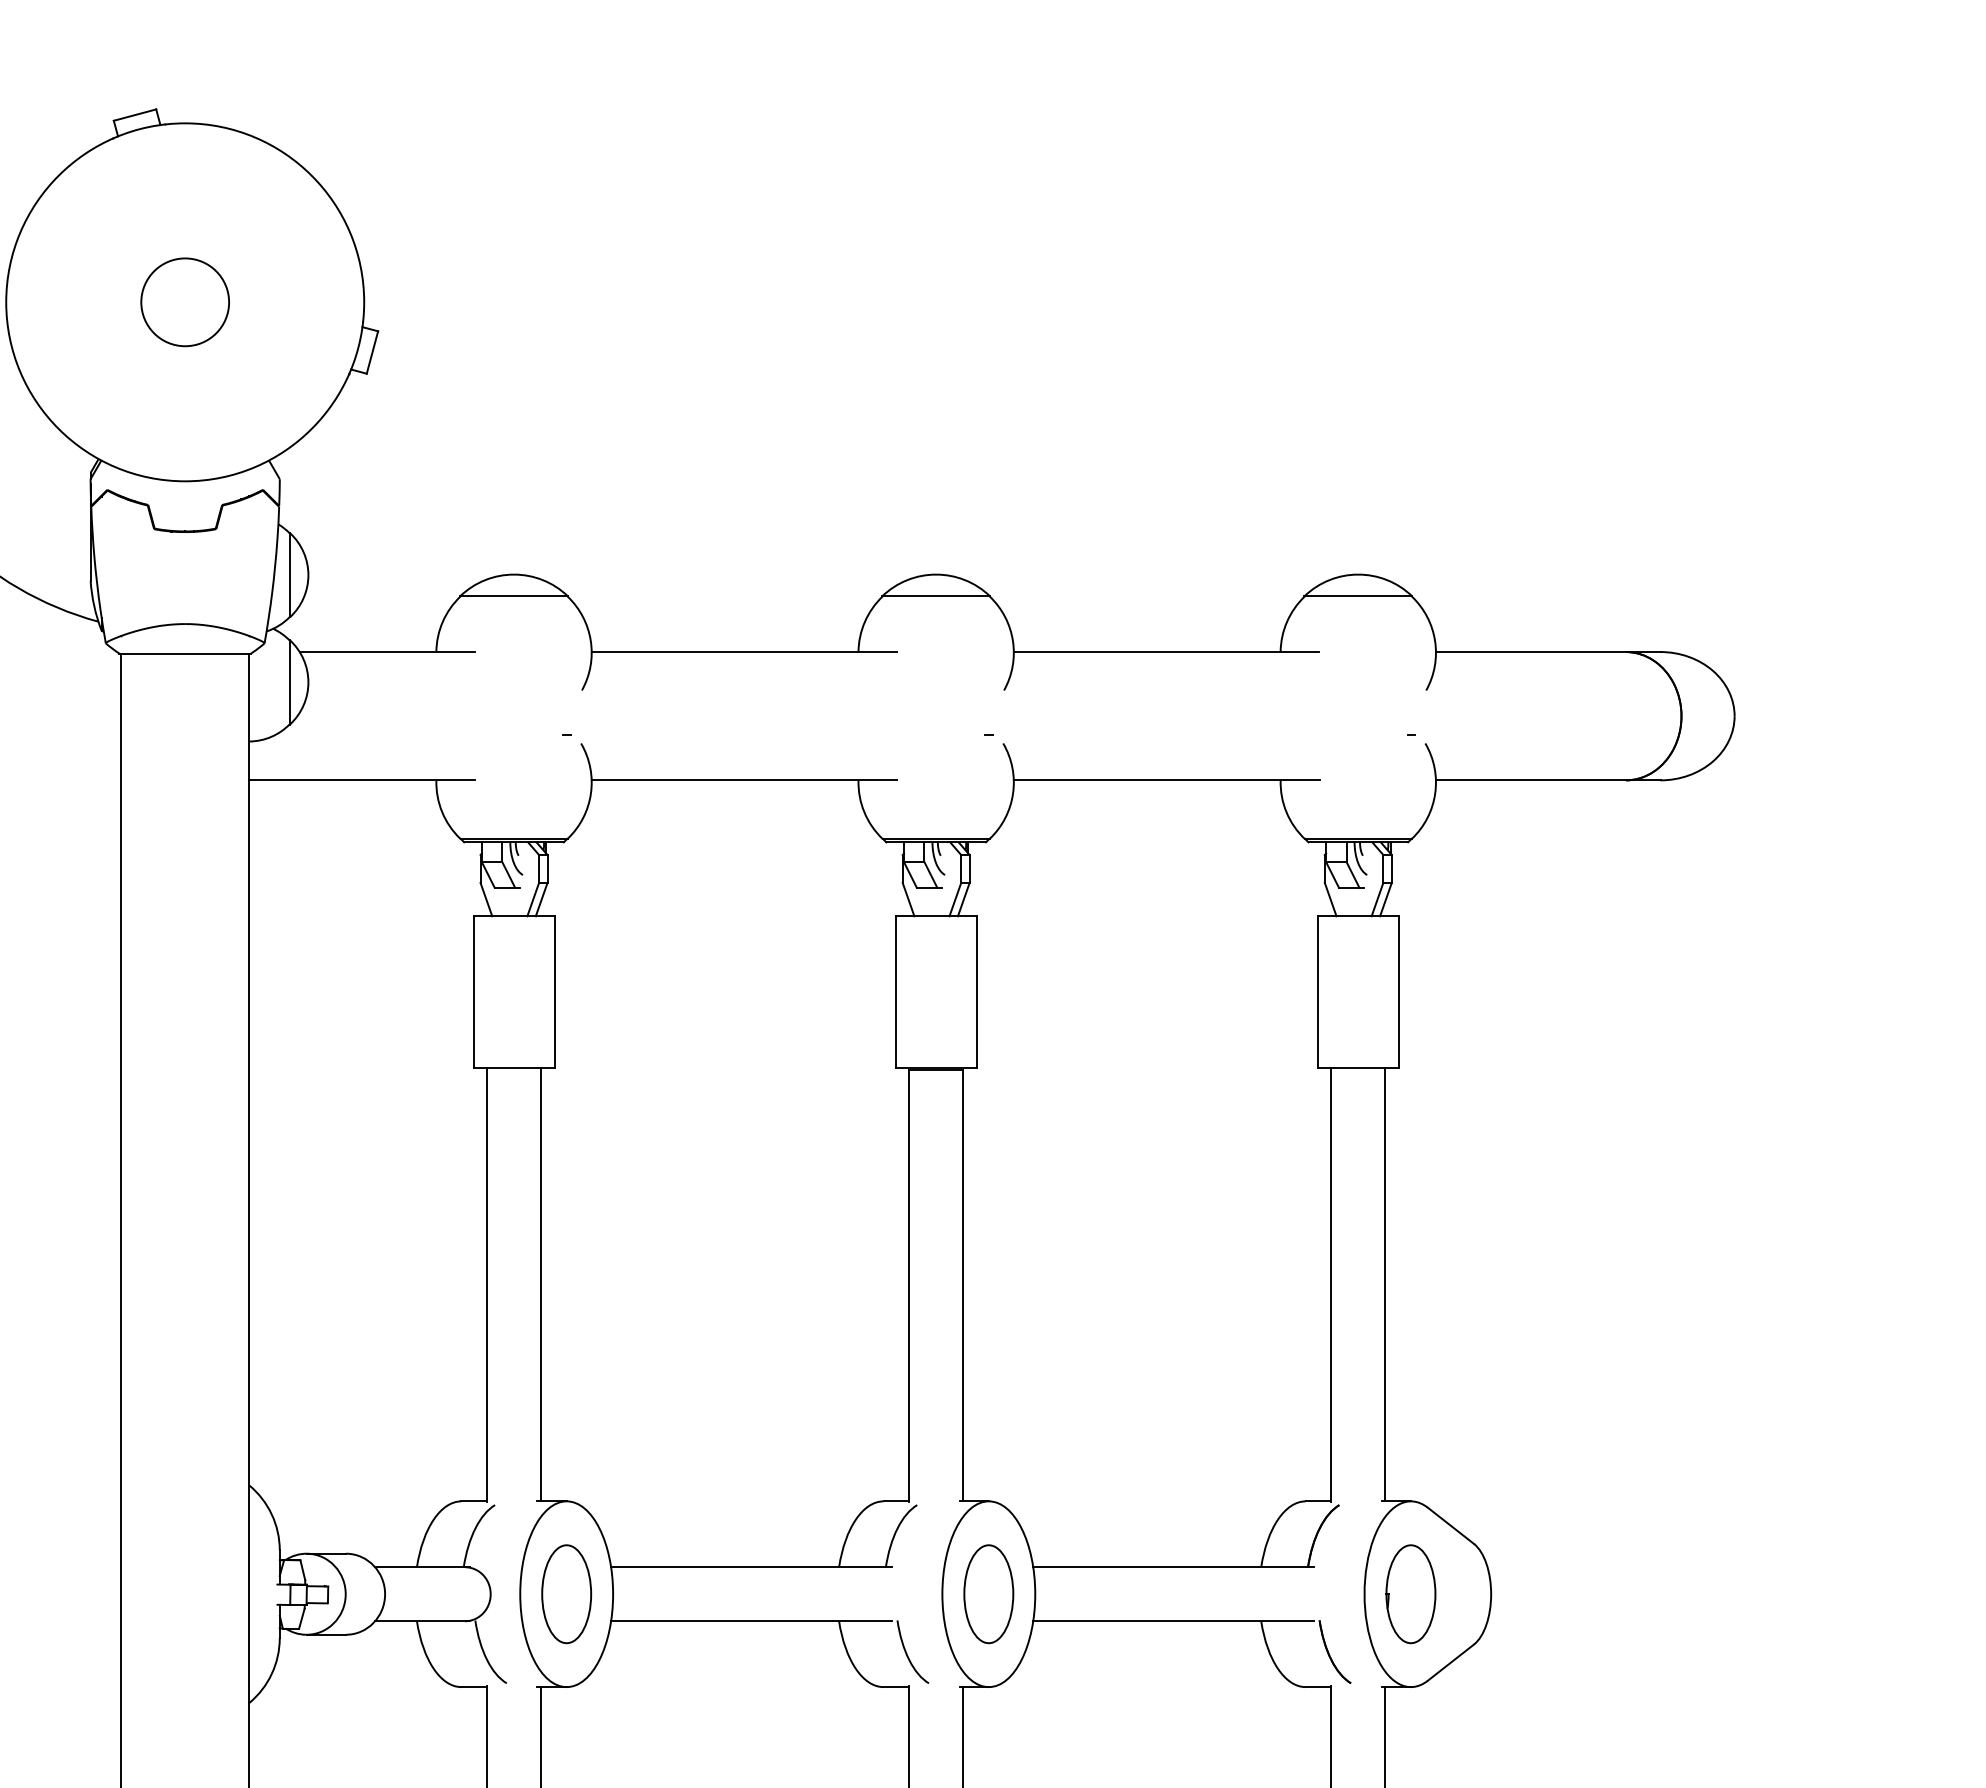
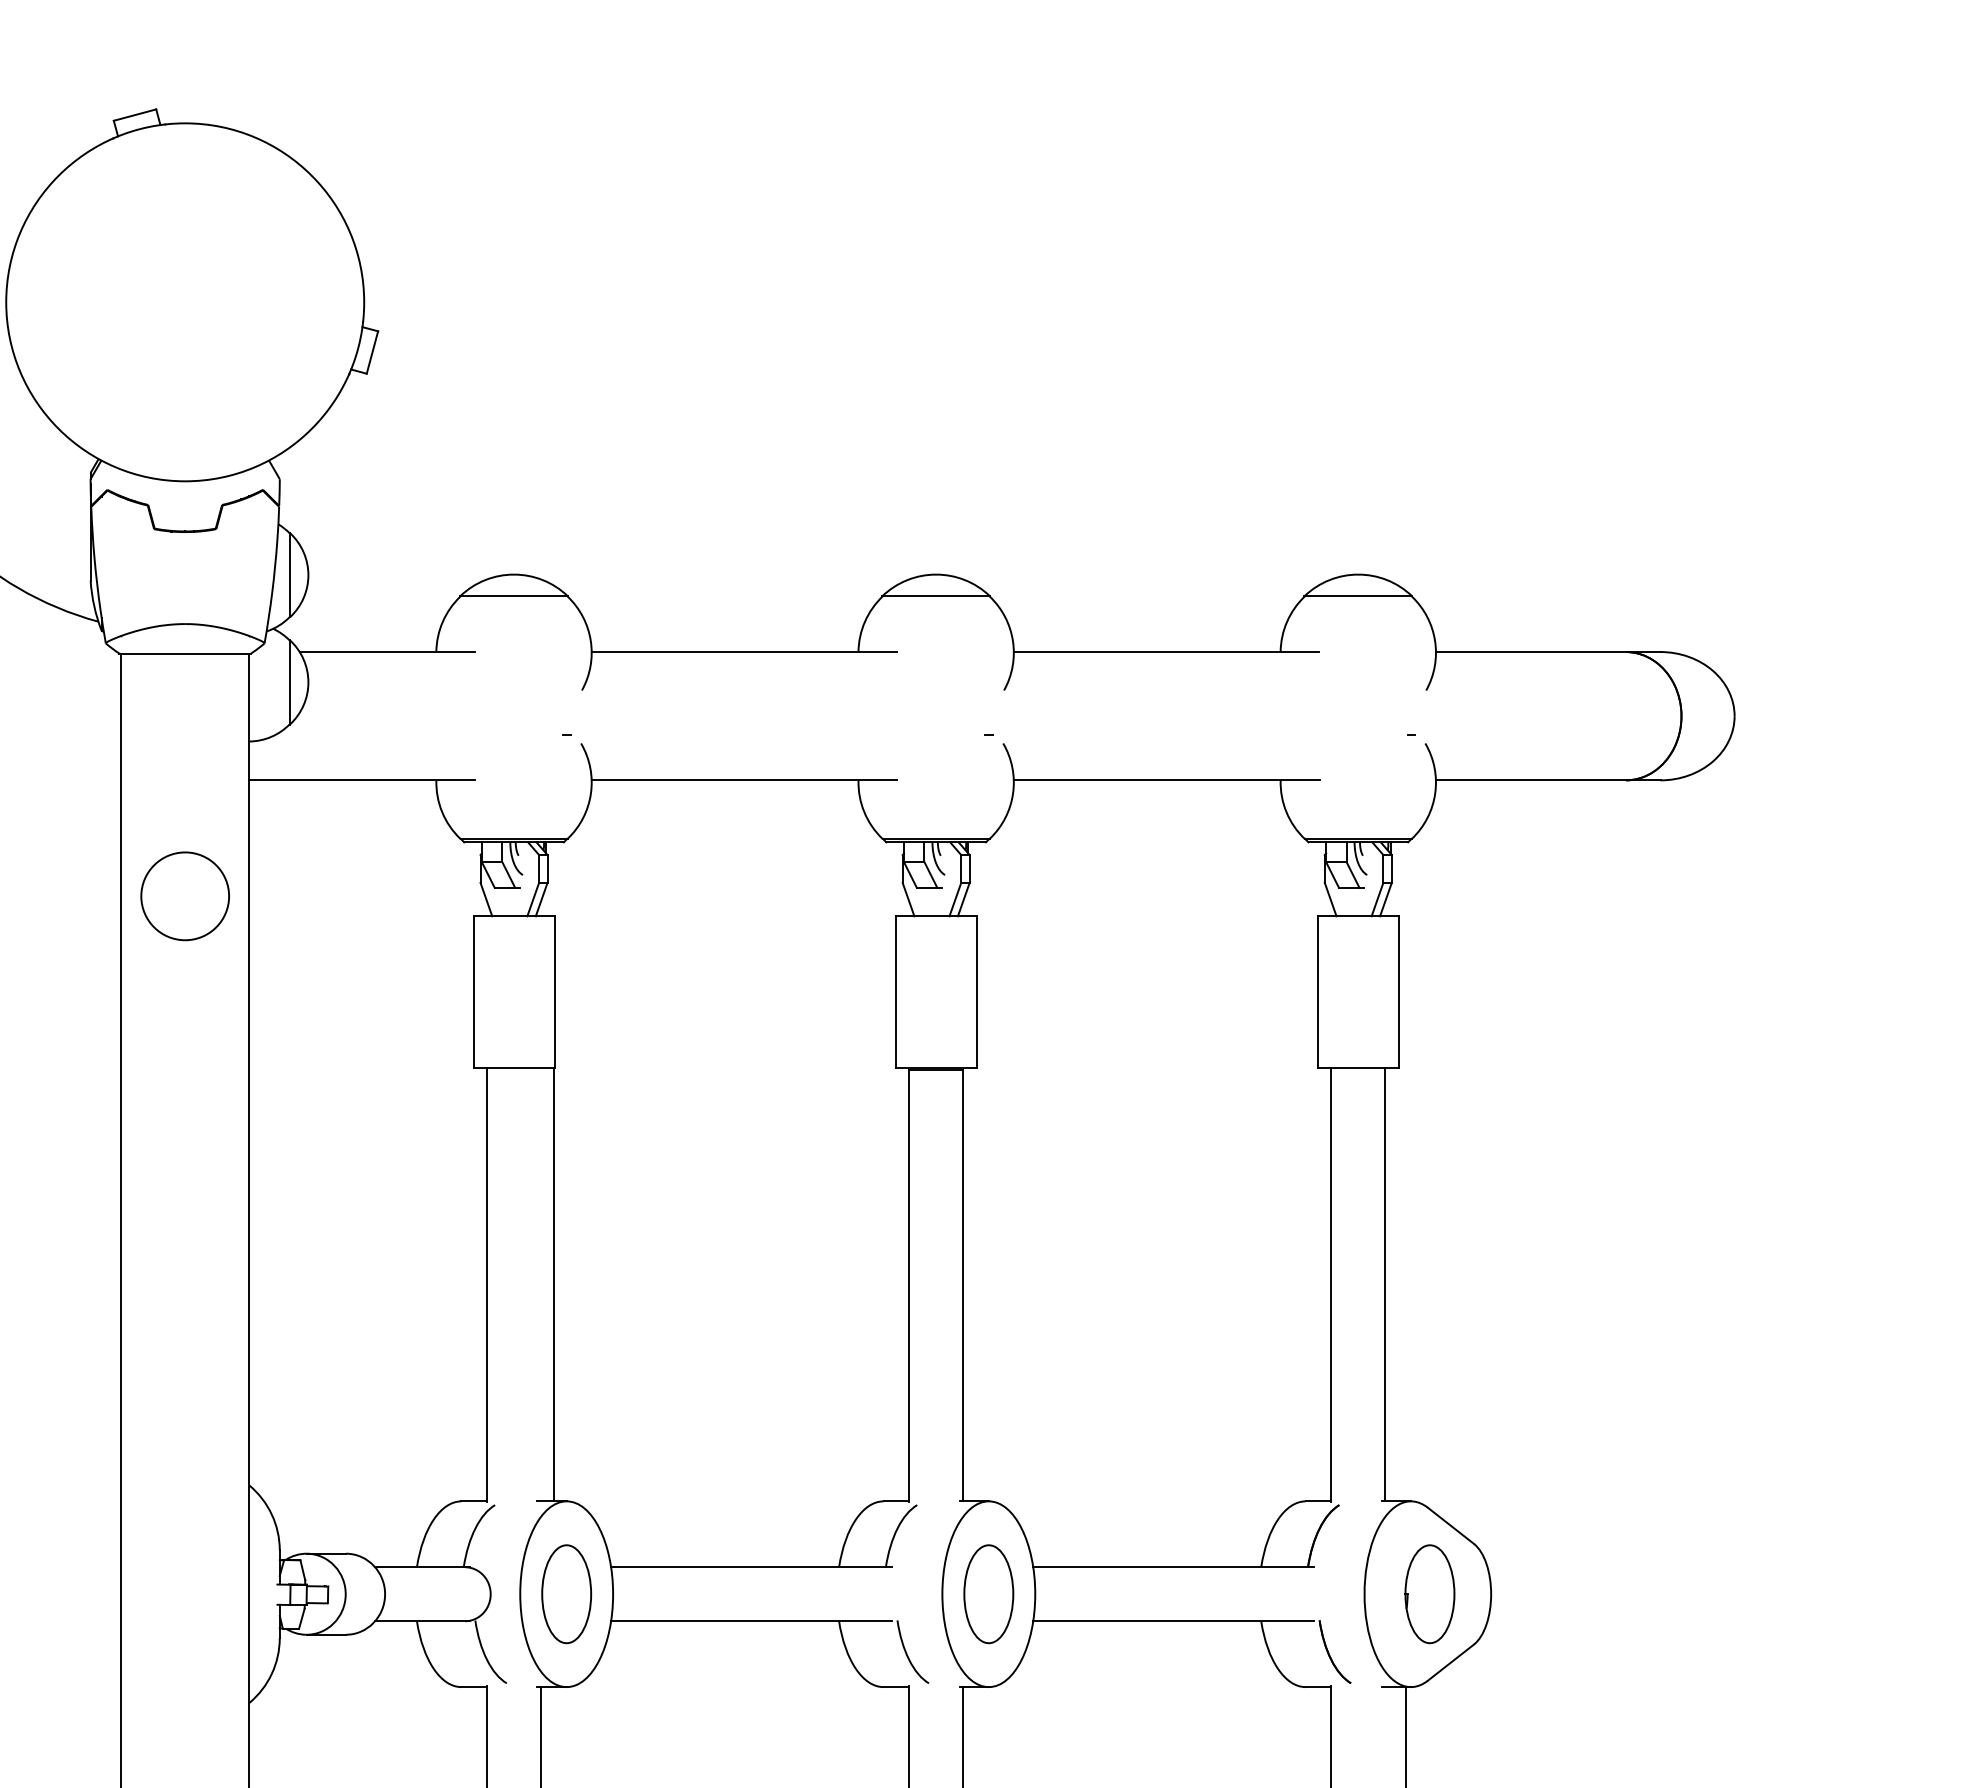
circle position: (184, 302) -> (184, 896) (184, 896)
line position: (541, 1284) -> (554, 1284) (554, 1284)
part position: (1410, 1594) -> (1429, 1594) (1429, 1594)
line position: (1385, 1735) -> (1406, 1735) (1406, 1735)
